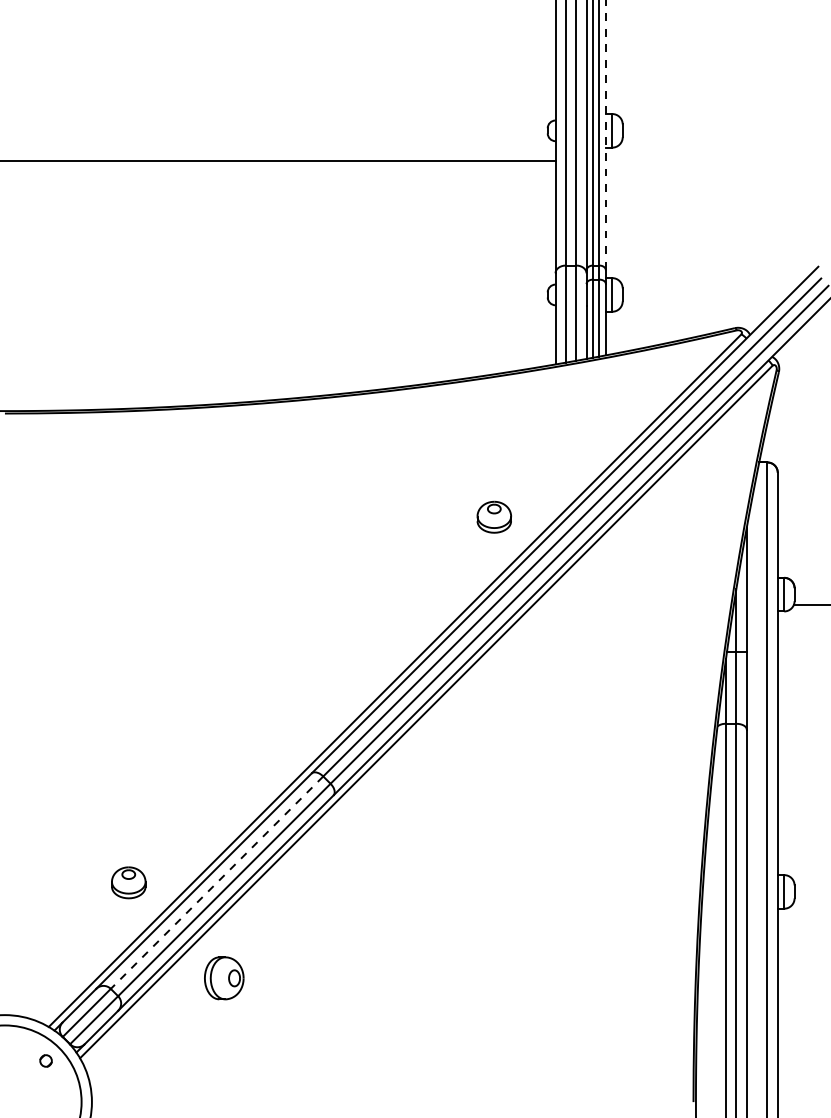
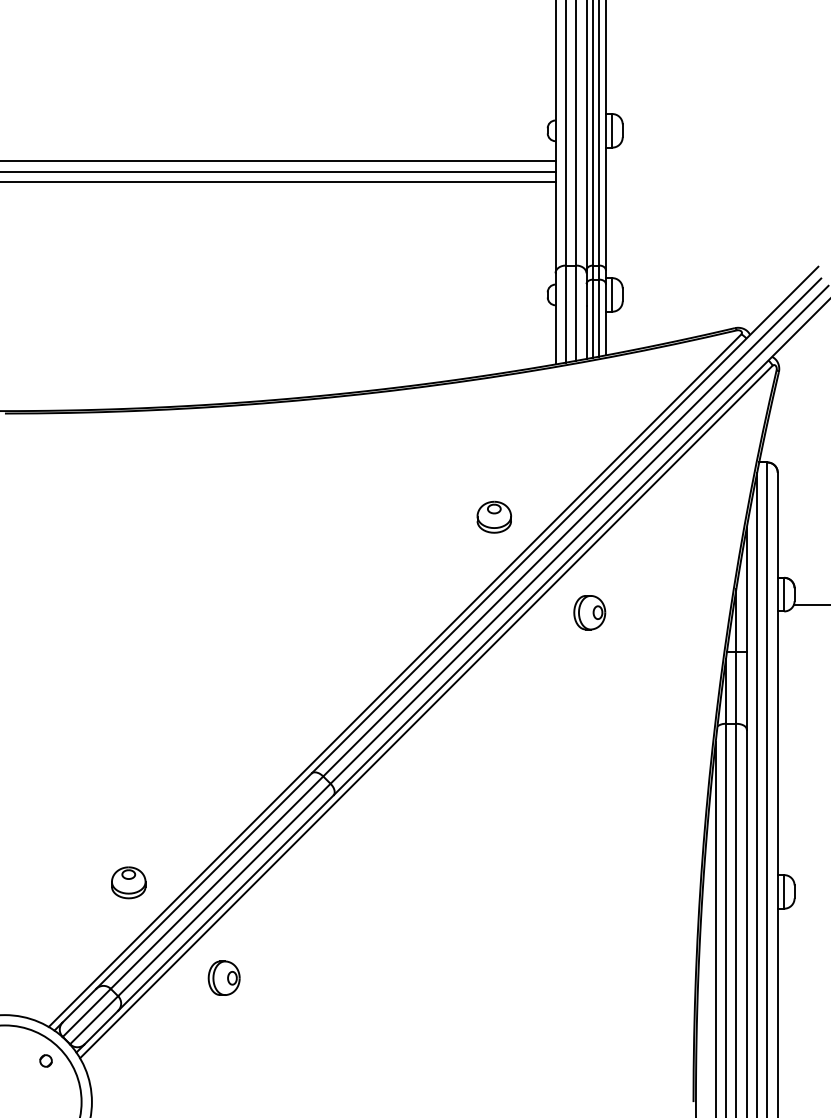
line: dashed -> solid (605, 135)
line: none -> present (278, 171)
line: none -> present (278, 181)
part: none -> present (589, 612)
line: none -> present (757, 793)
line: dashed -> solid (216, 883)
line: none -> present (715, 927)
part size: 41x45 px -> 34x36 px (223, 977)
